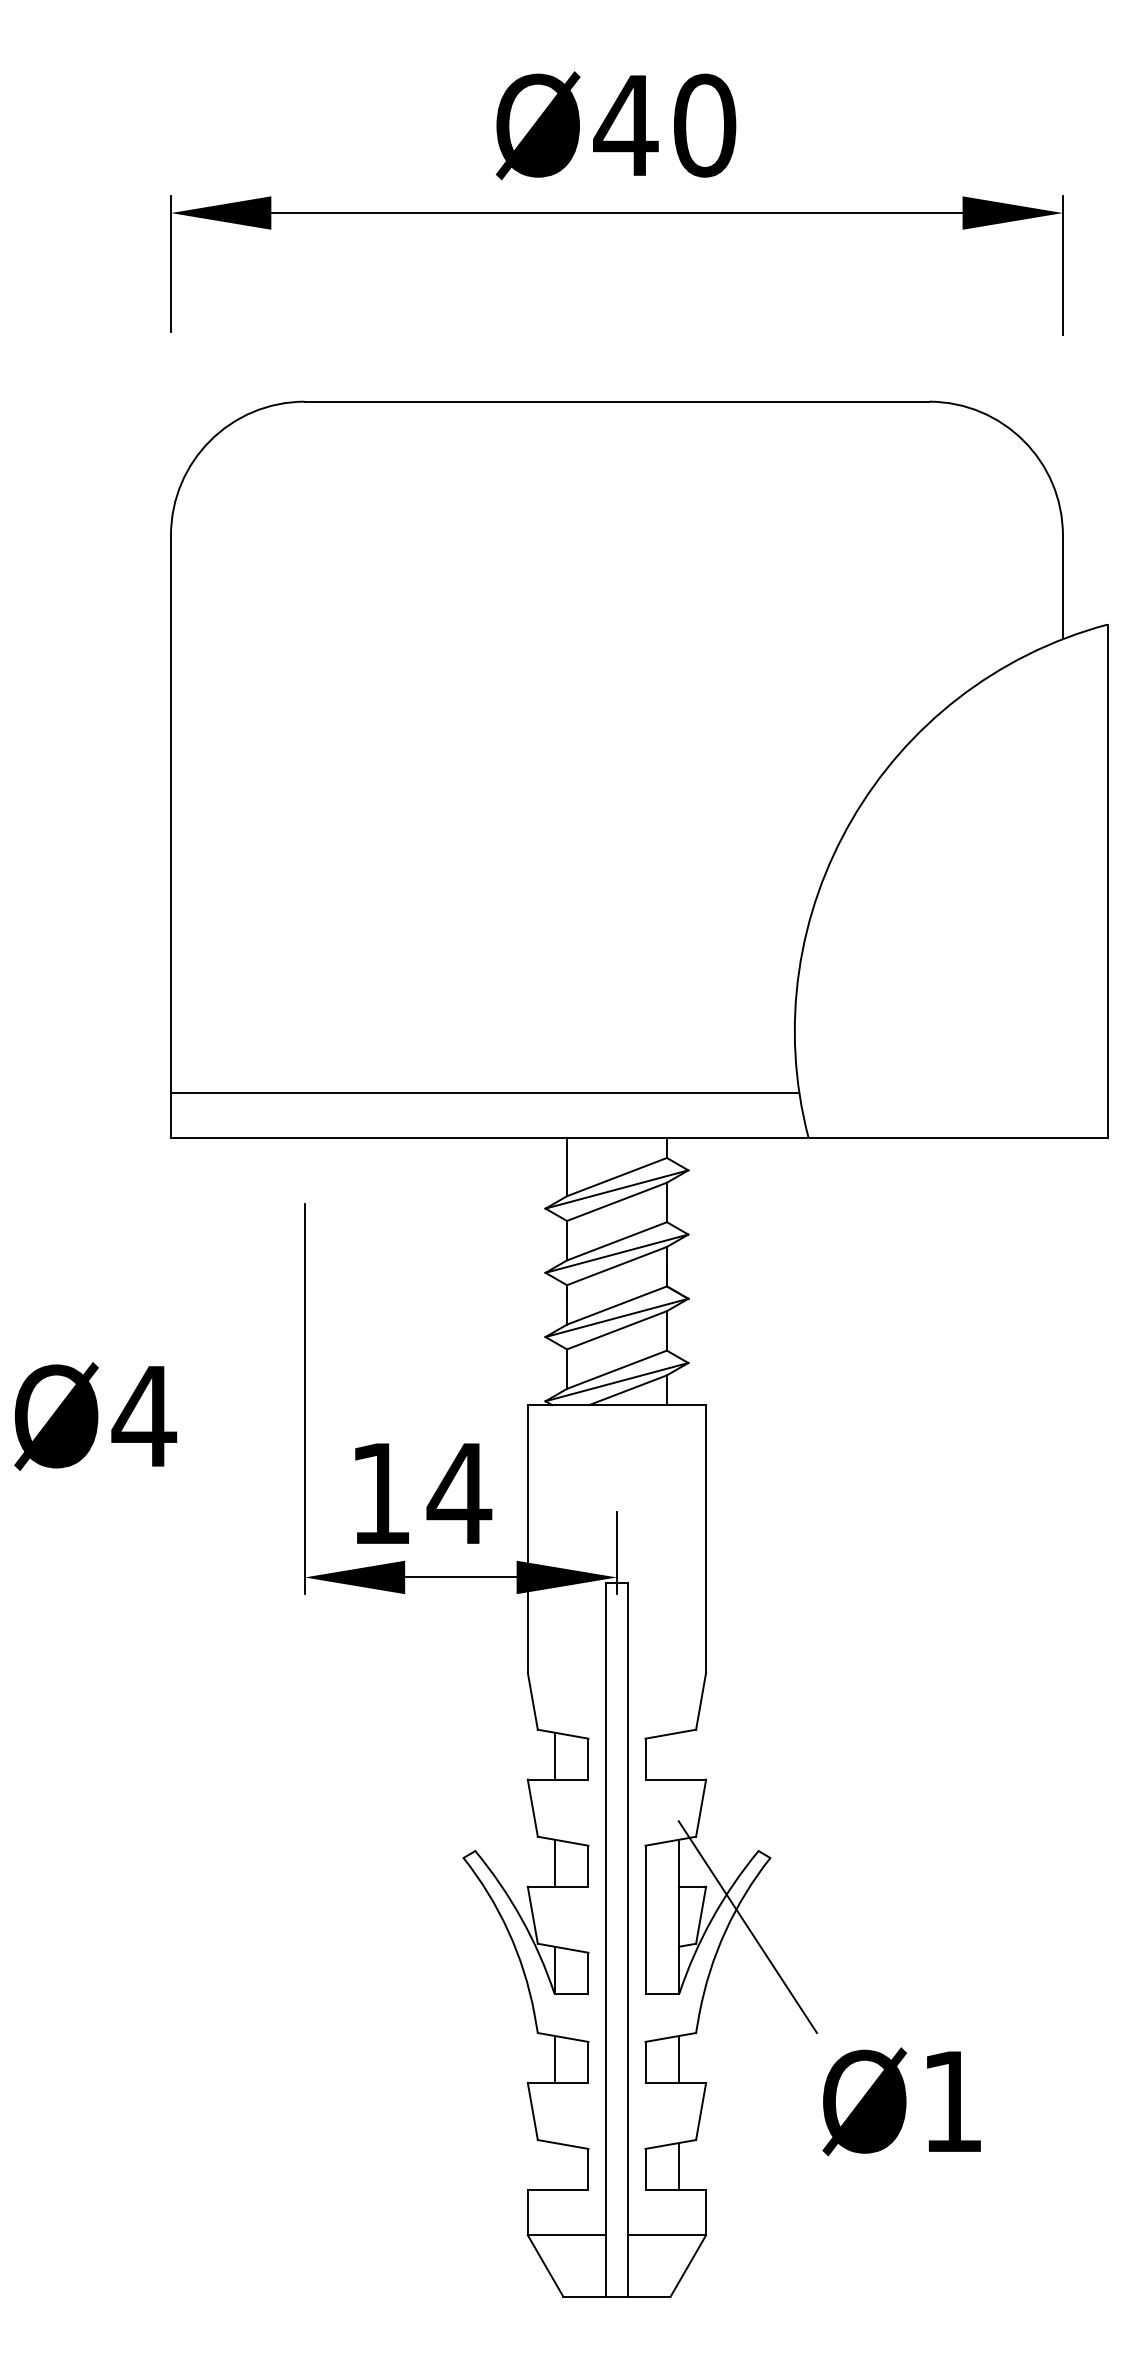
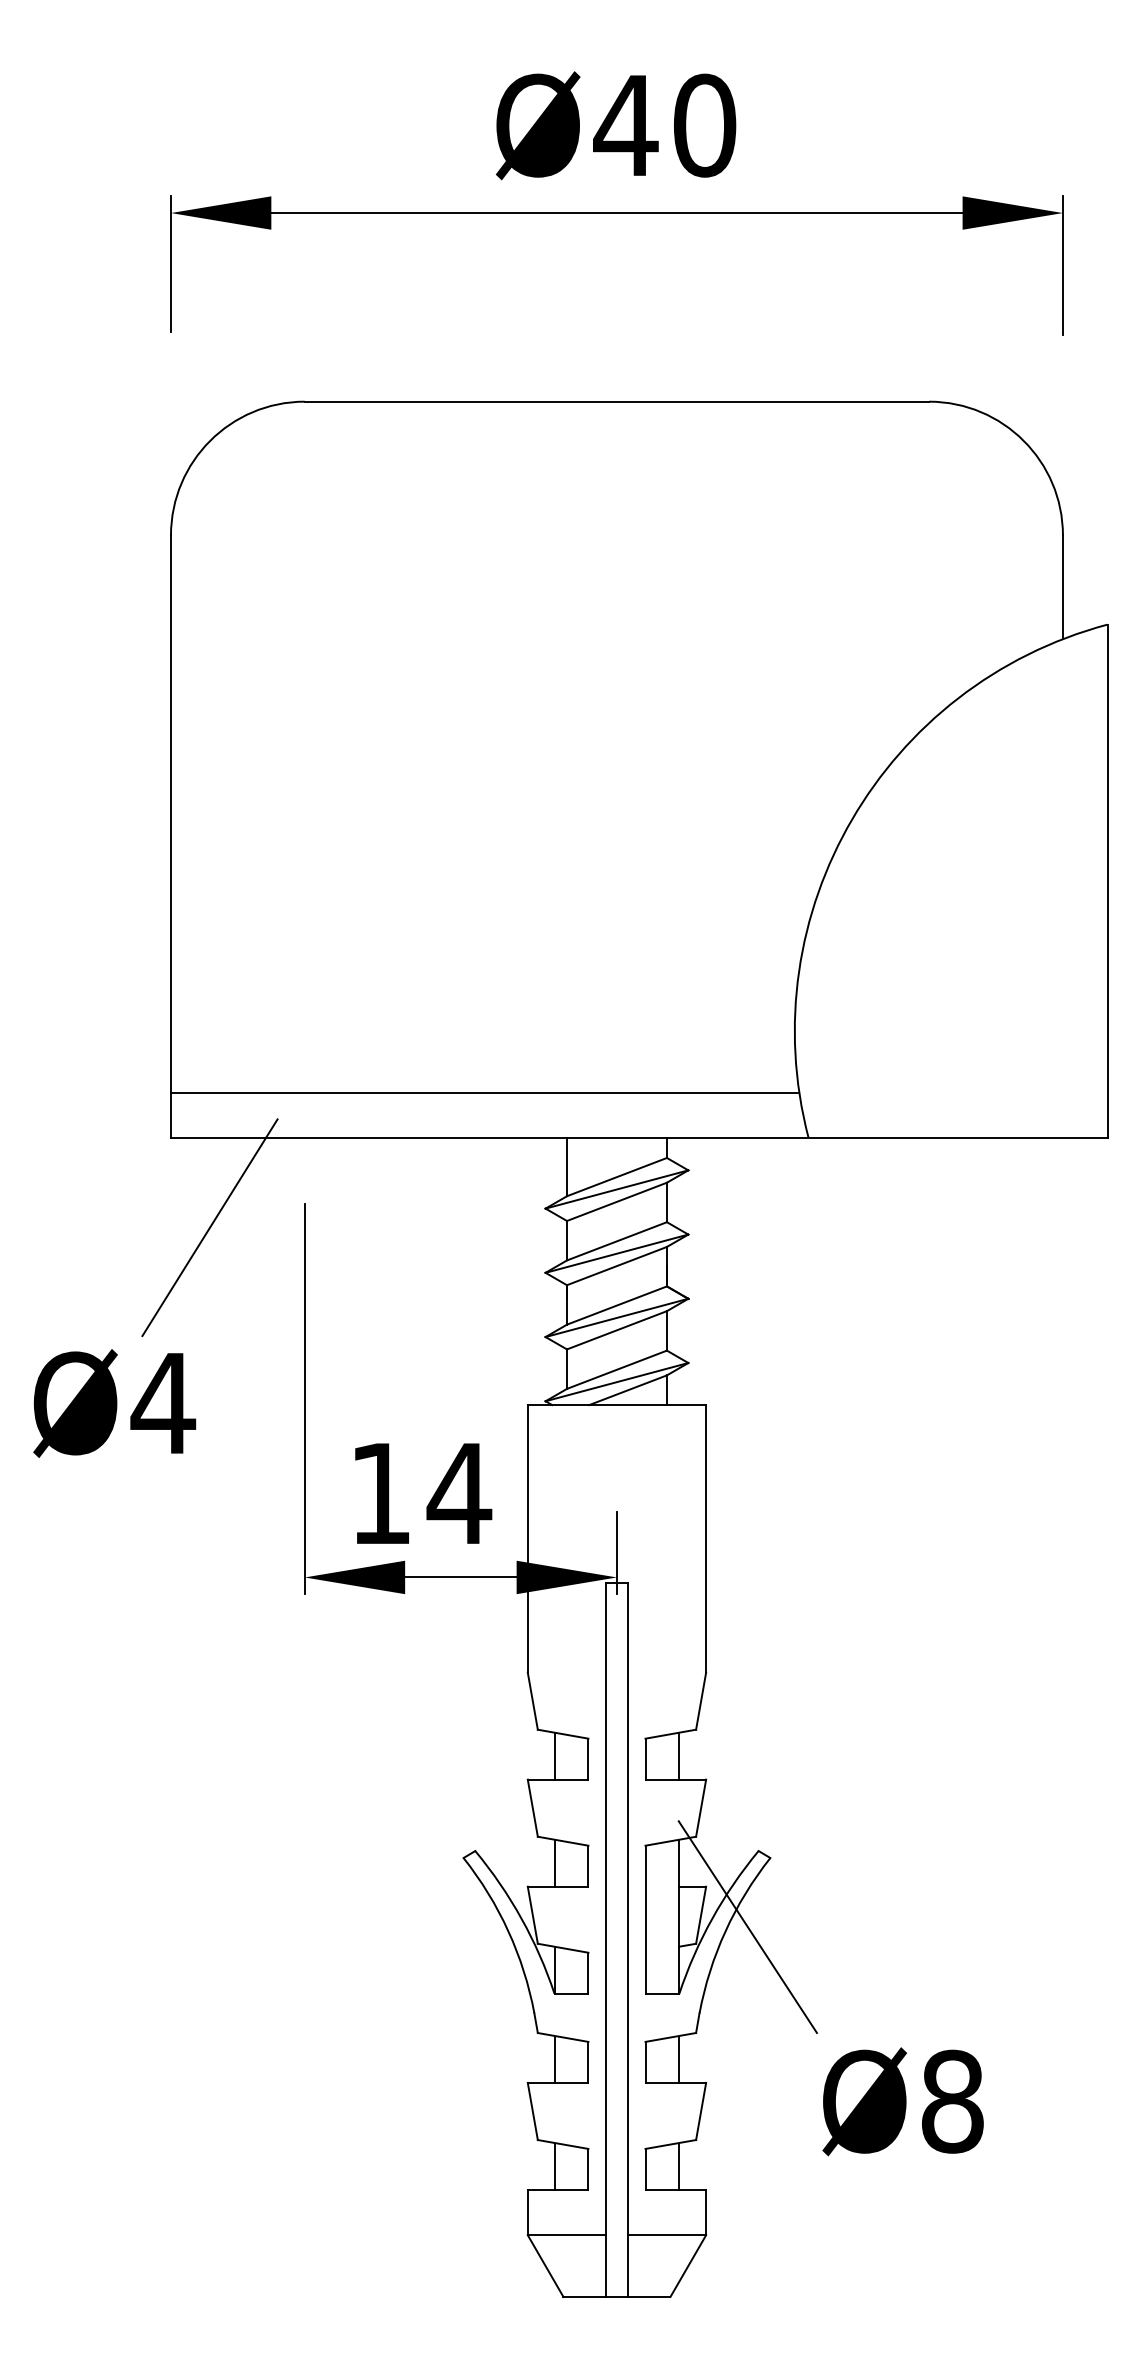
line: none -> present (209, 1227)
text position: (95, 1416) -> (114, 1403) (114, 1403)
line: none -> present (679, 1756)
text: Ø1 -> Ø8 (952, 2101)
line: none -> present (554, 2166)
